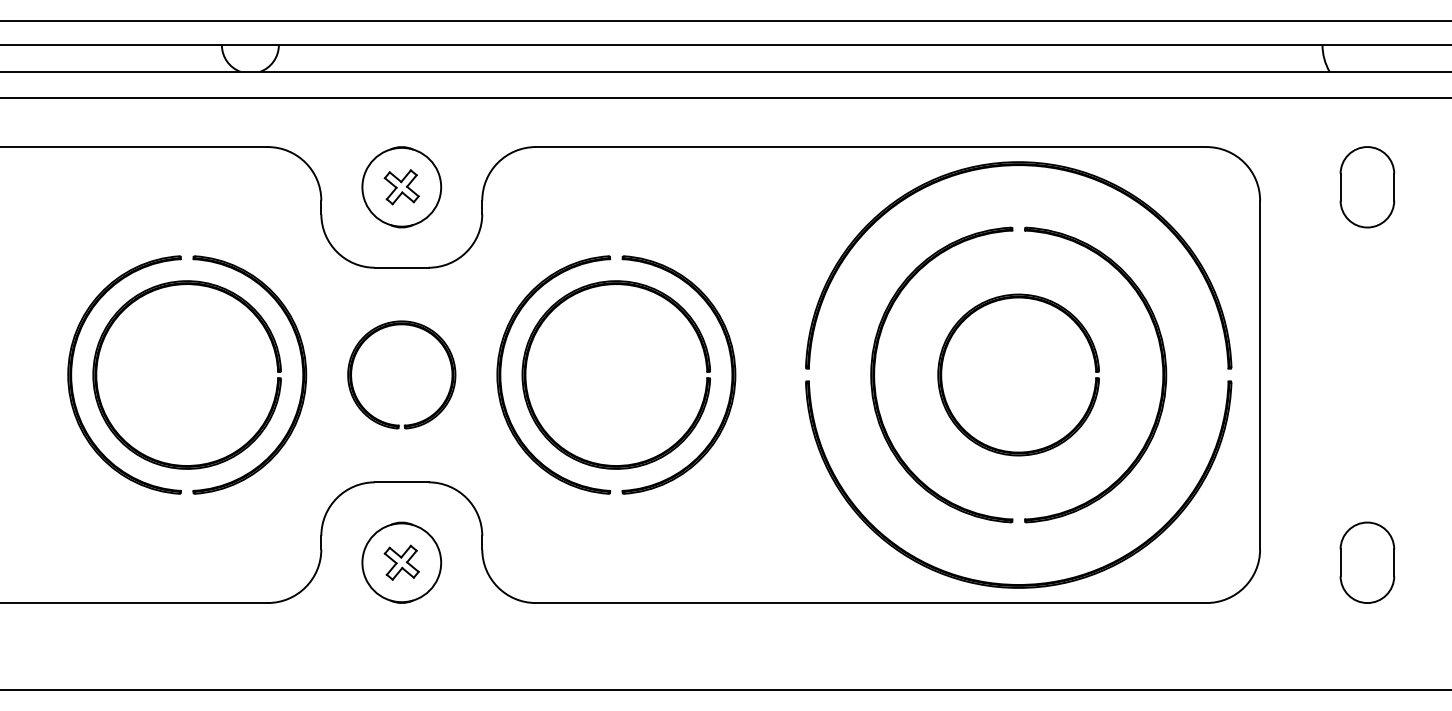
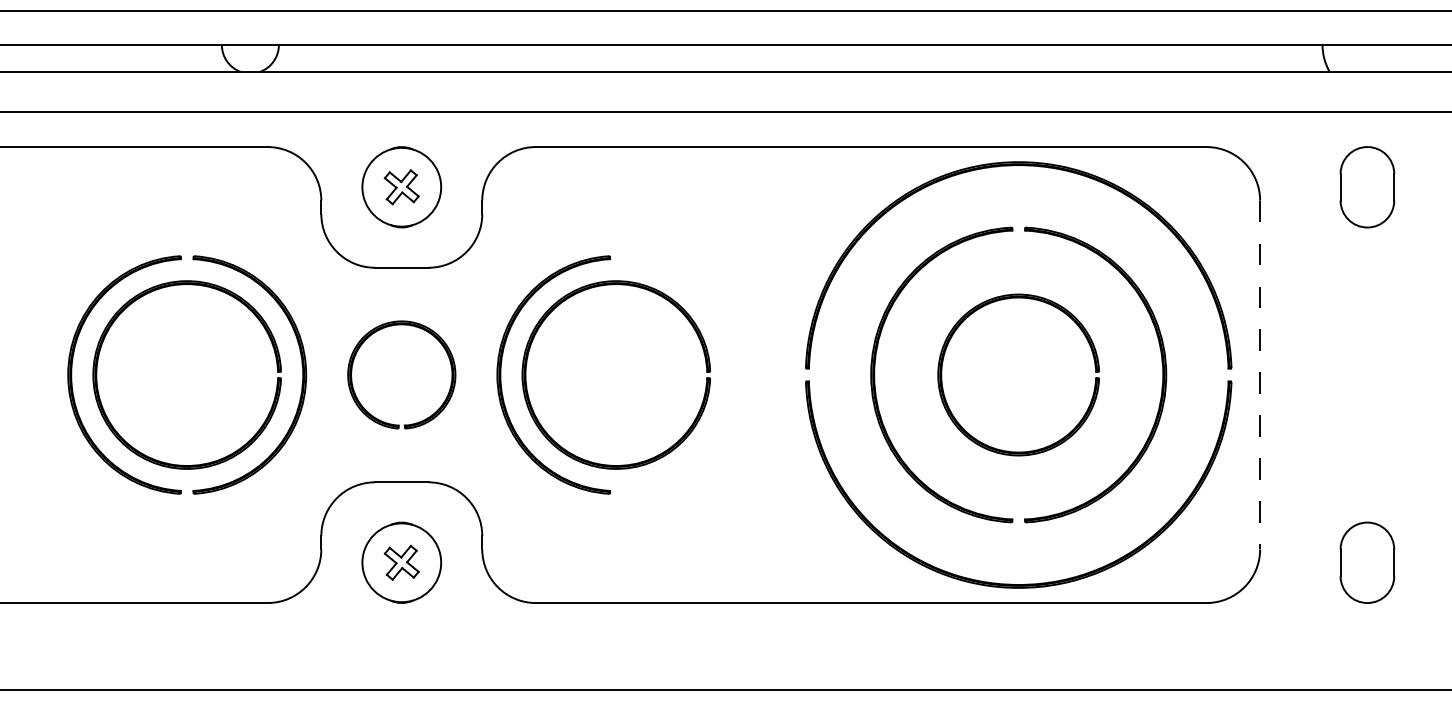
line position: (725, 21) -> (725, 11) (725, 11)
line position: (725, 97) -> (725, 111) (725, 111)
part: present -> none (731, 374)
line: solid -> dashed (1260, 375)
